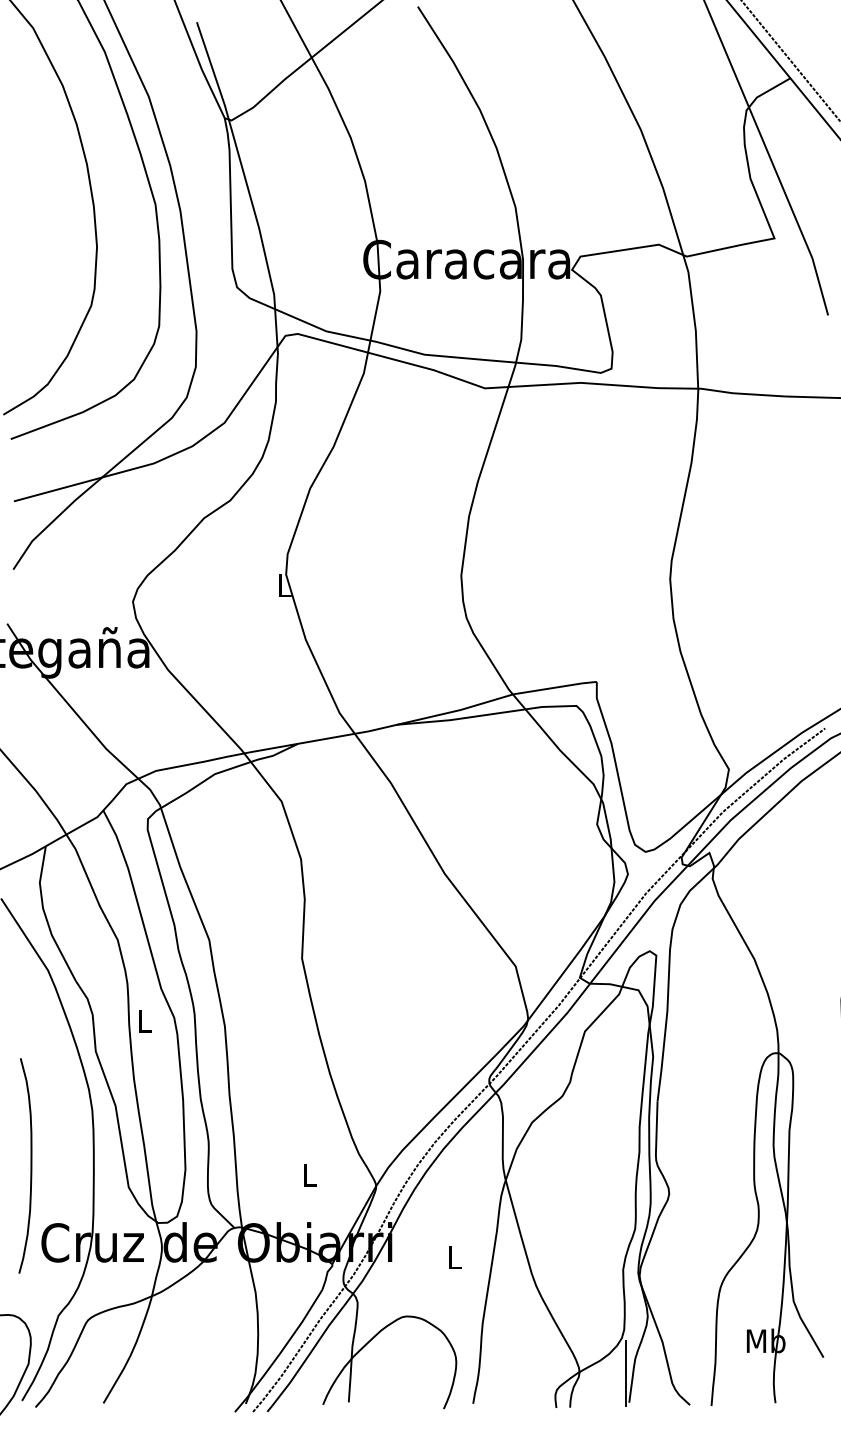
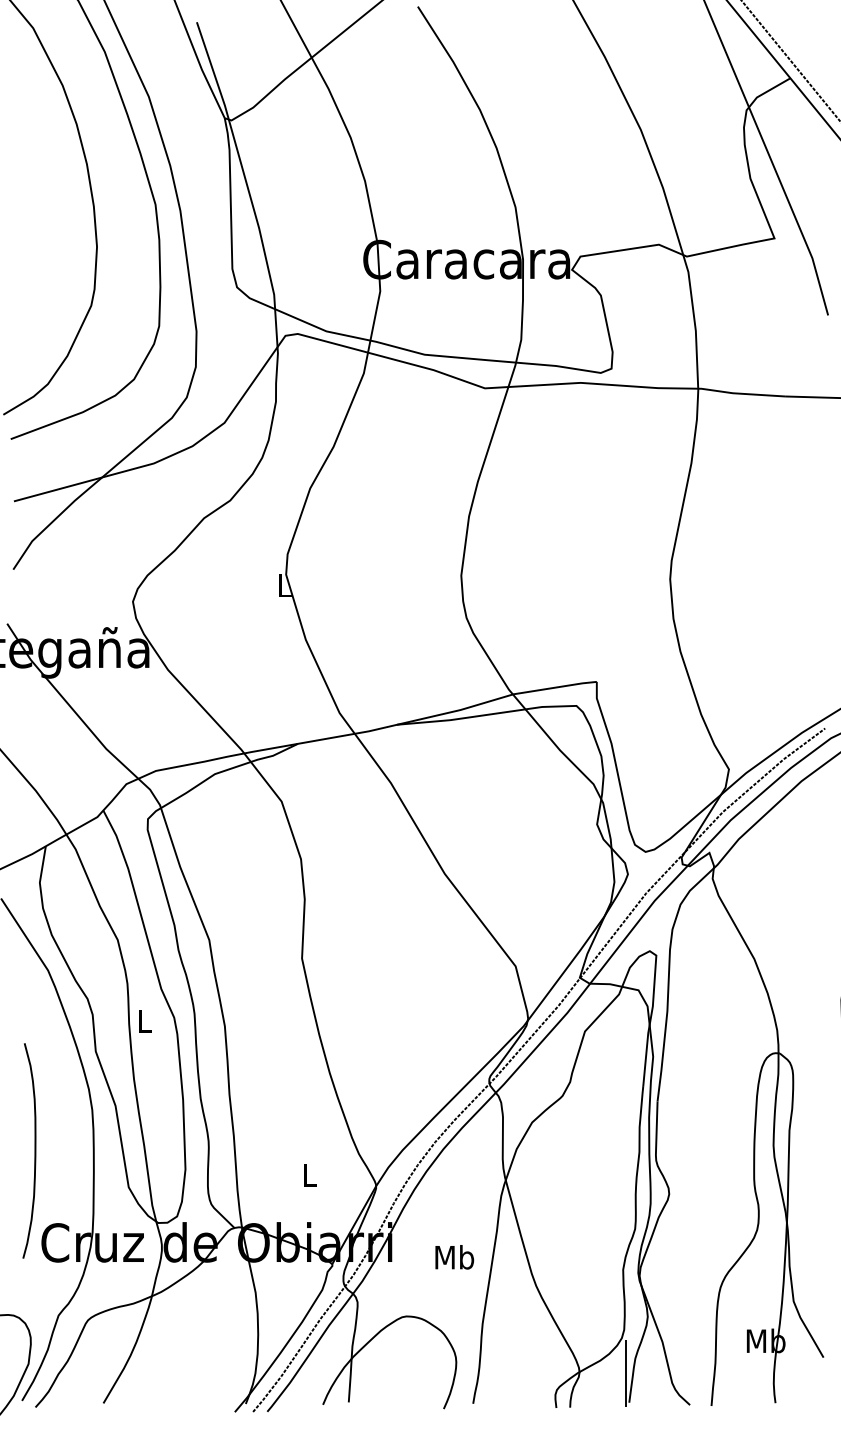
curve position: (30, 1165) -> (34, 1150) (34, 1150)
text: L -> Mb (454, 1257)
